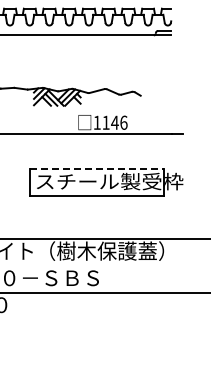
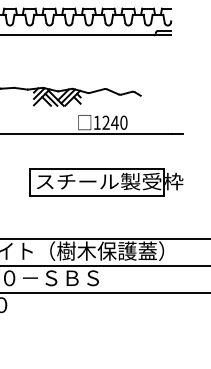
text: 1146 -> 1240 (114, 122)
line: dashed -> solid (97, 168)
line: none -> present (104, 266)
